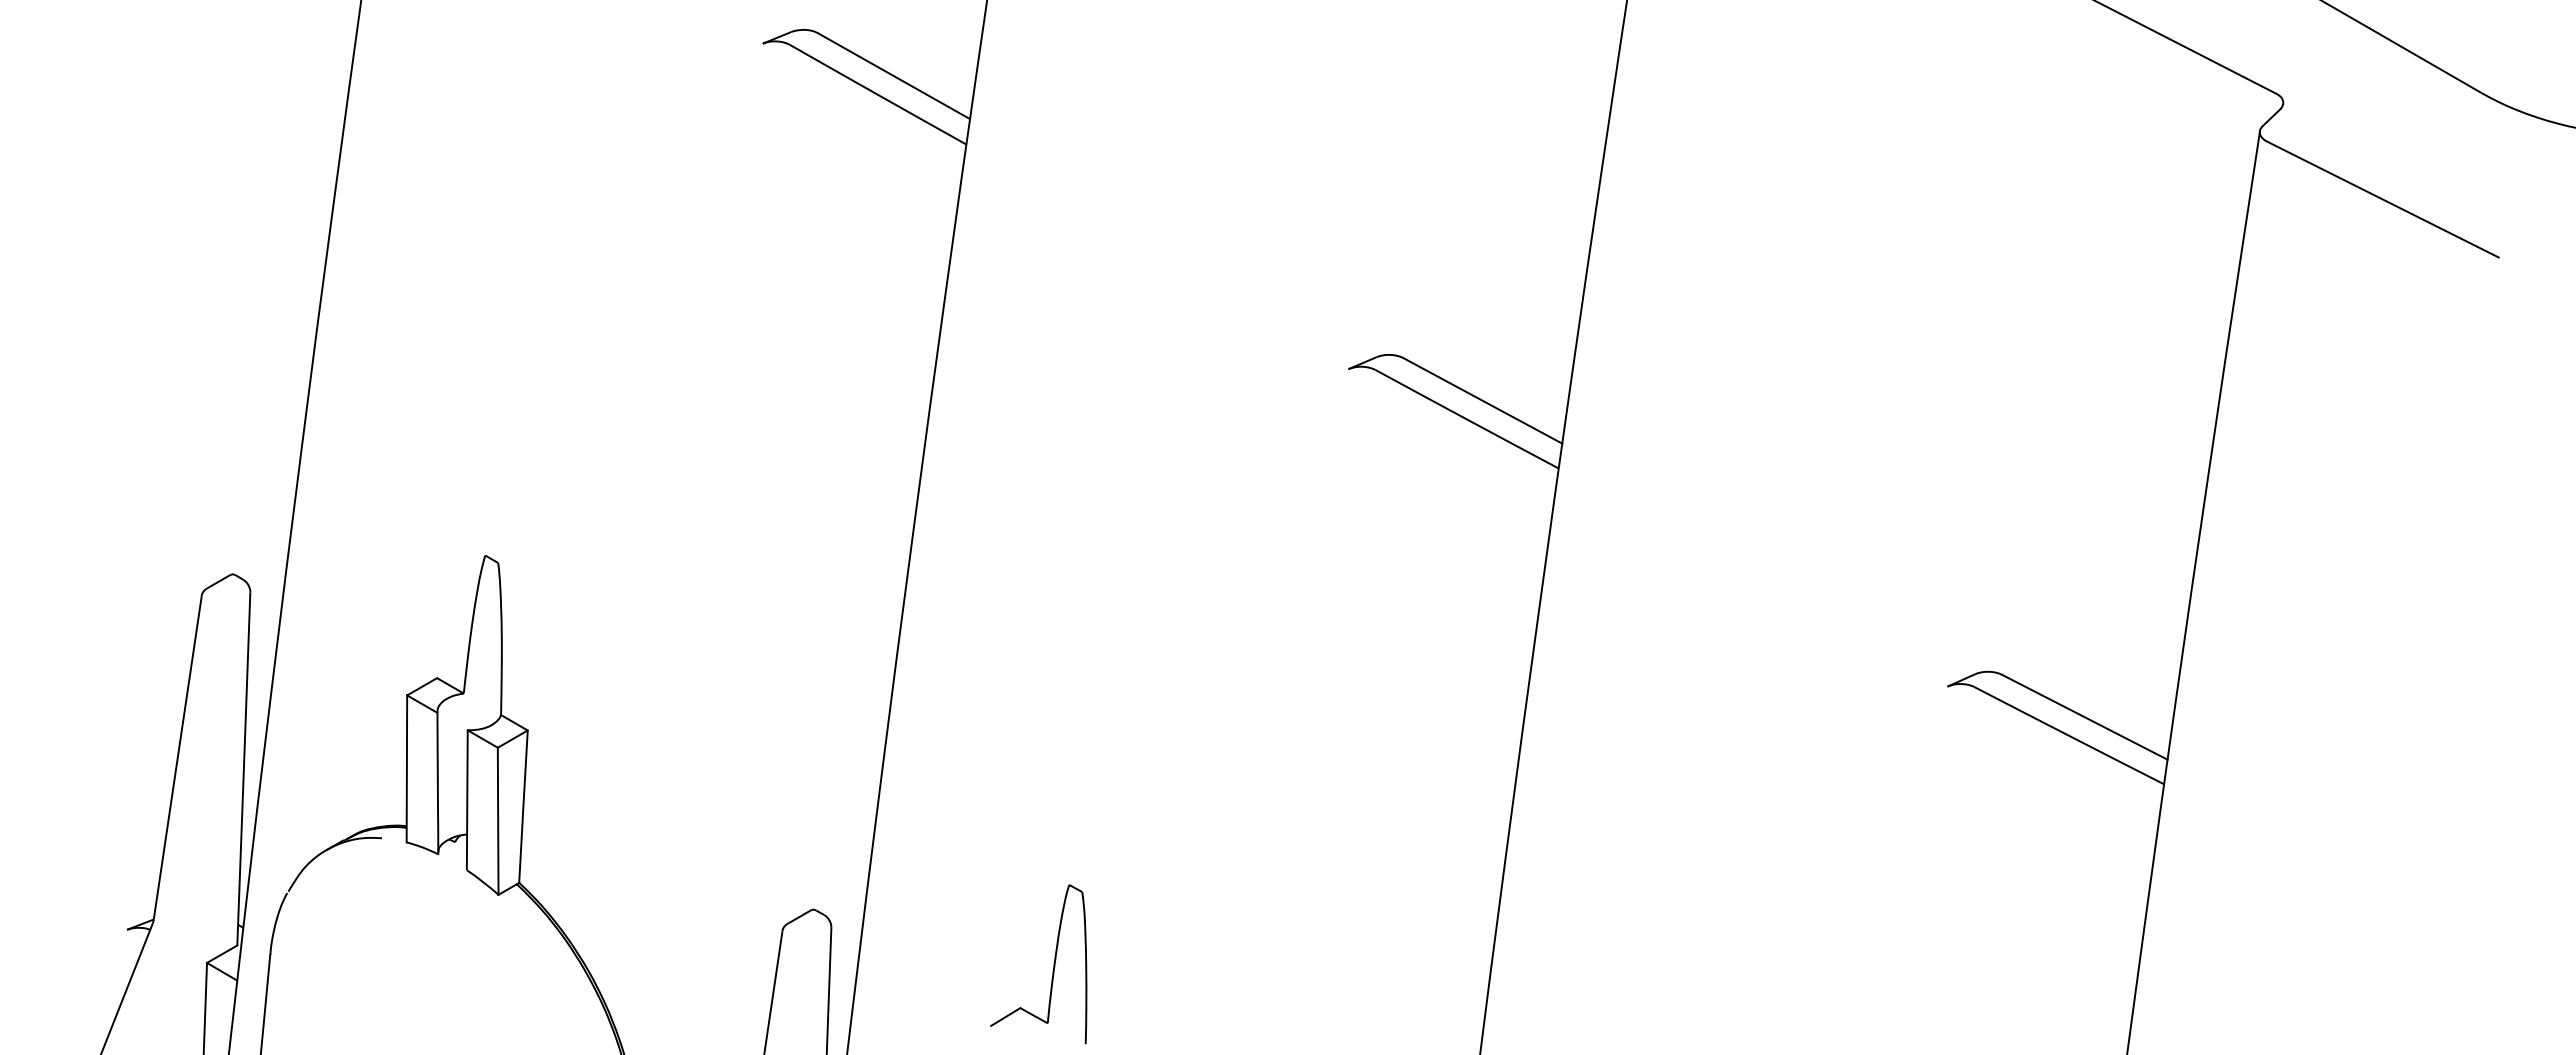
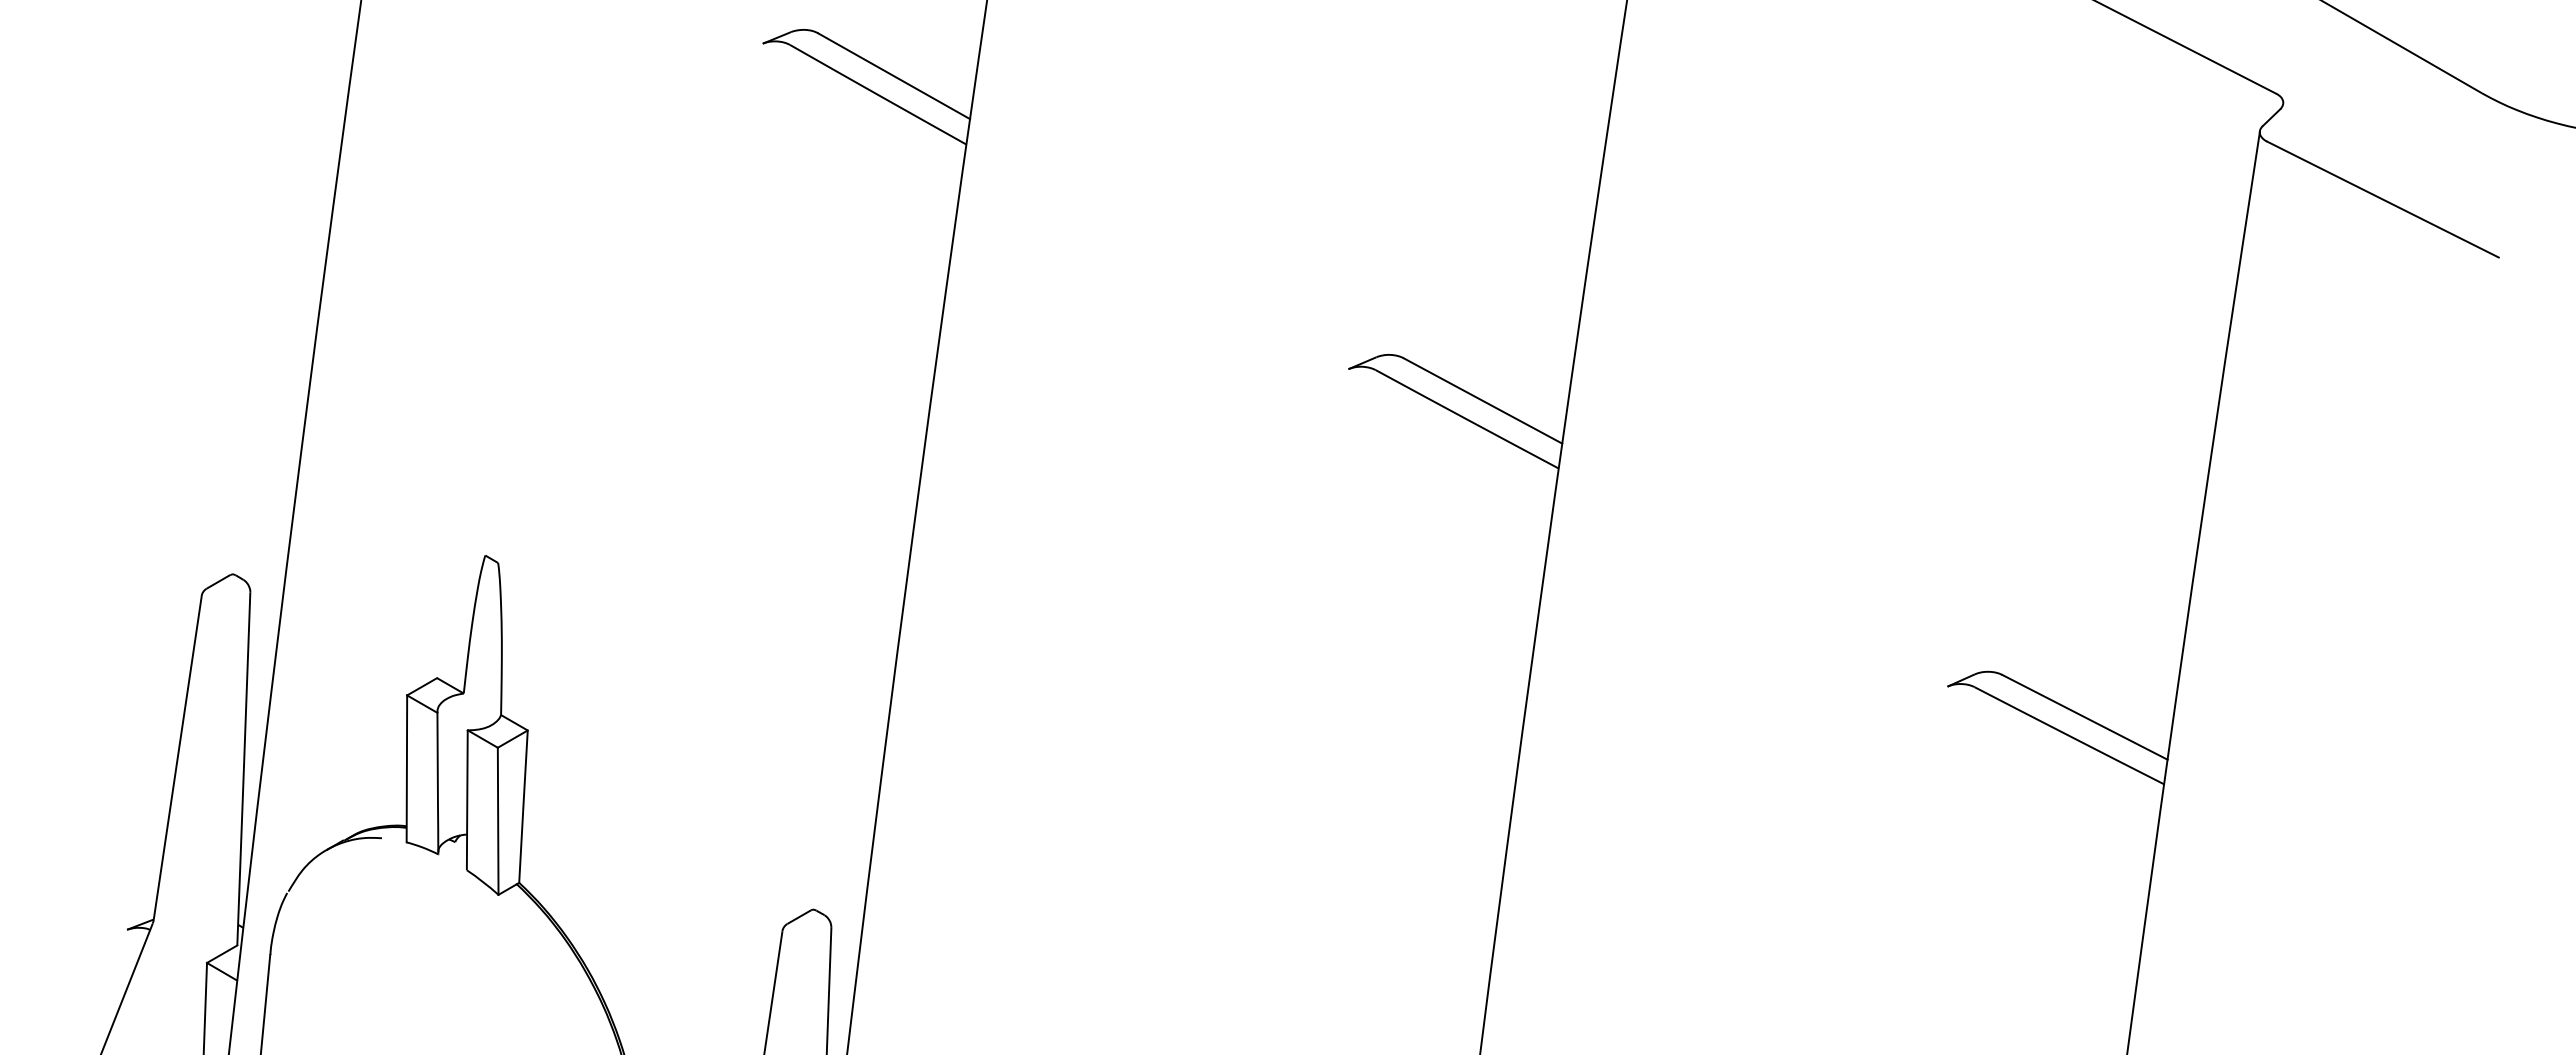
part: present -> none (1053, 964)
